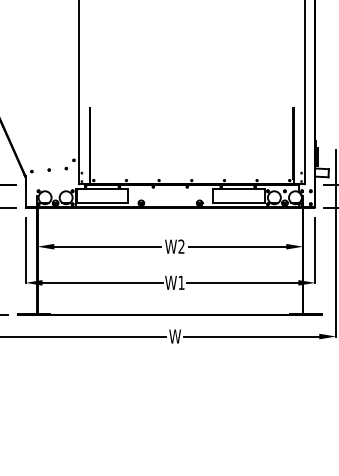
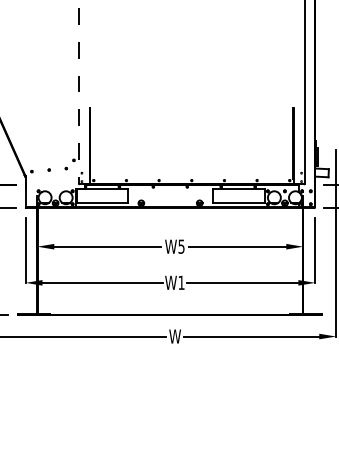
line: solid -> dashed (78, 92)
text: W2 -> W5 (181, 246)
